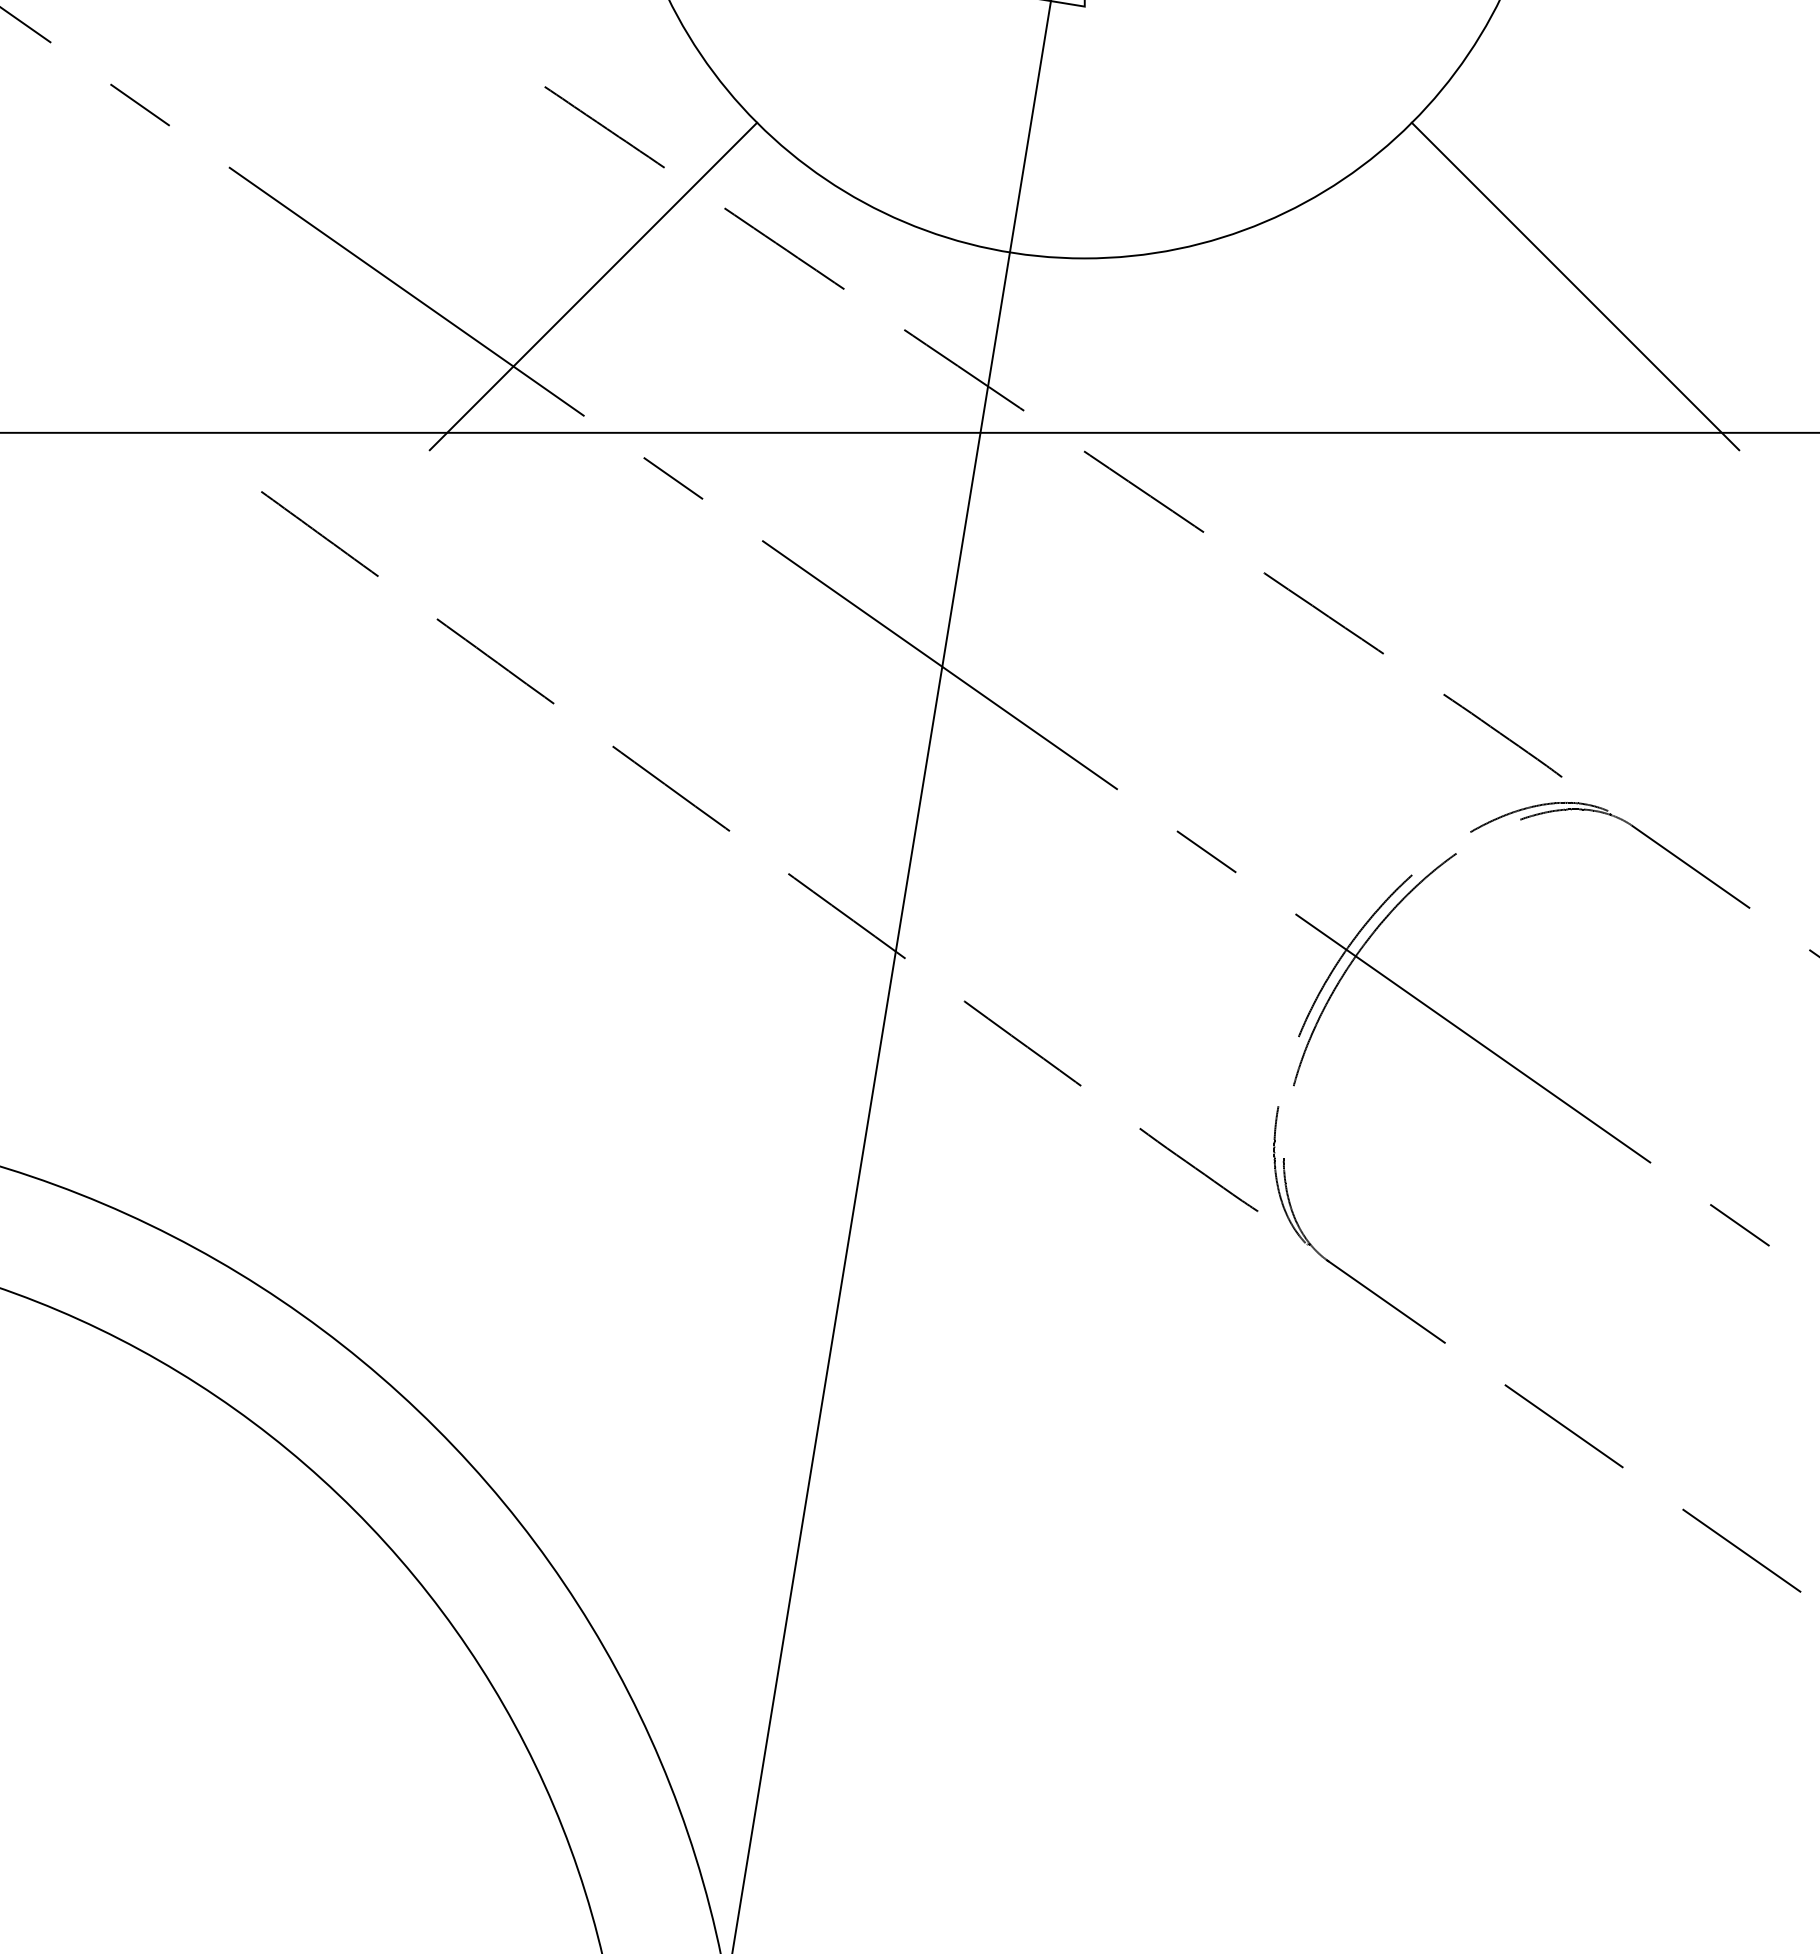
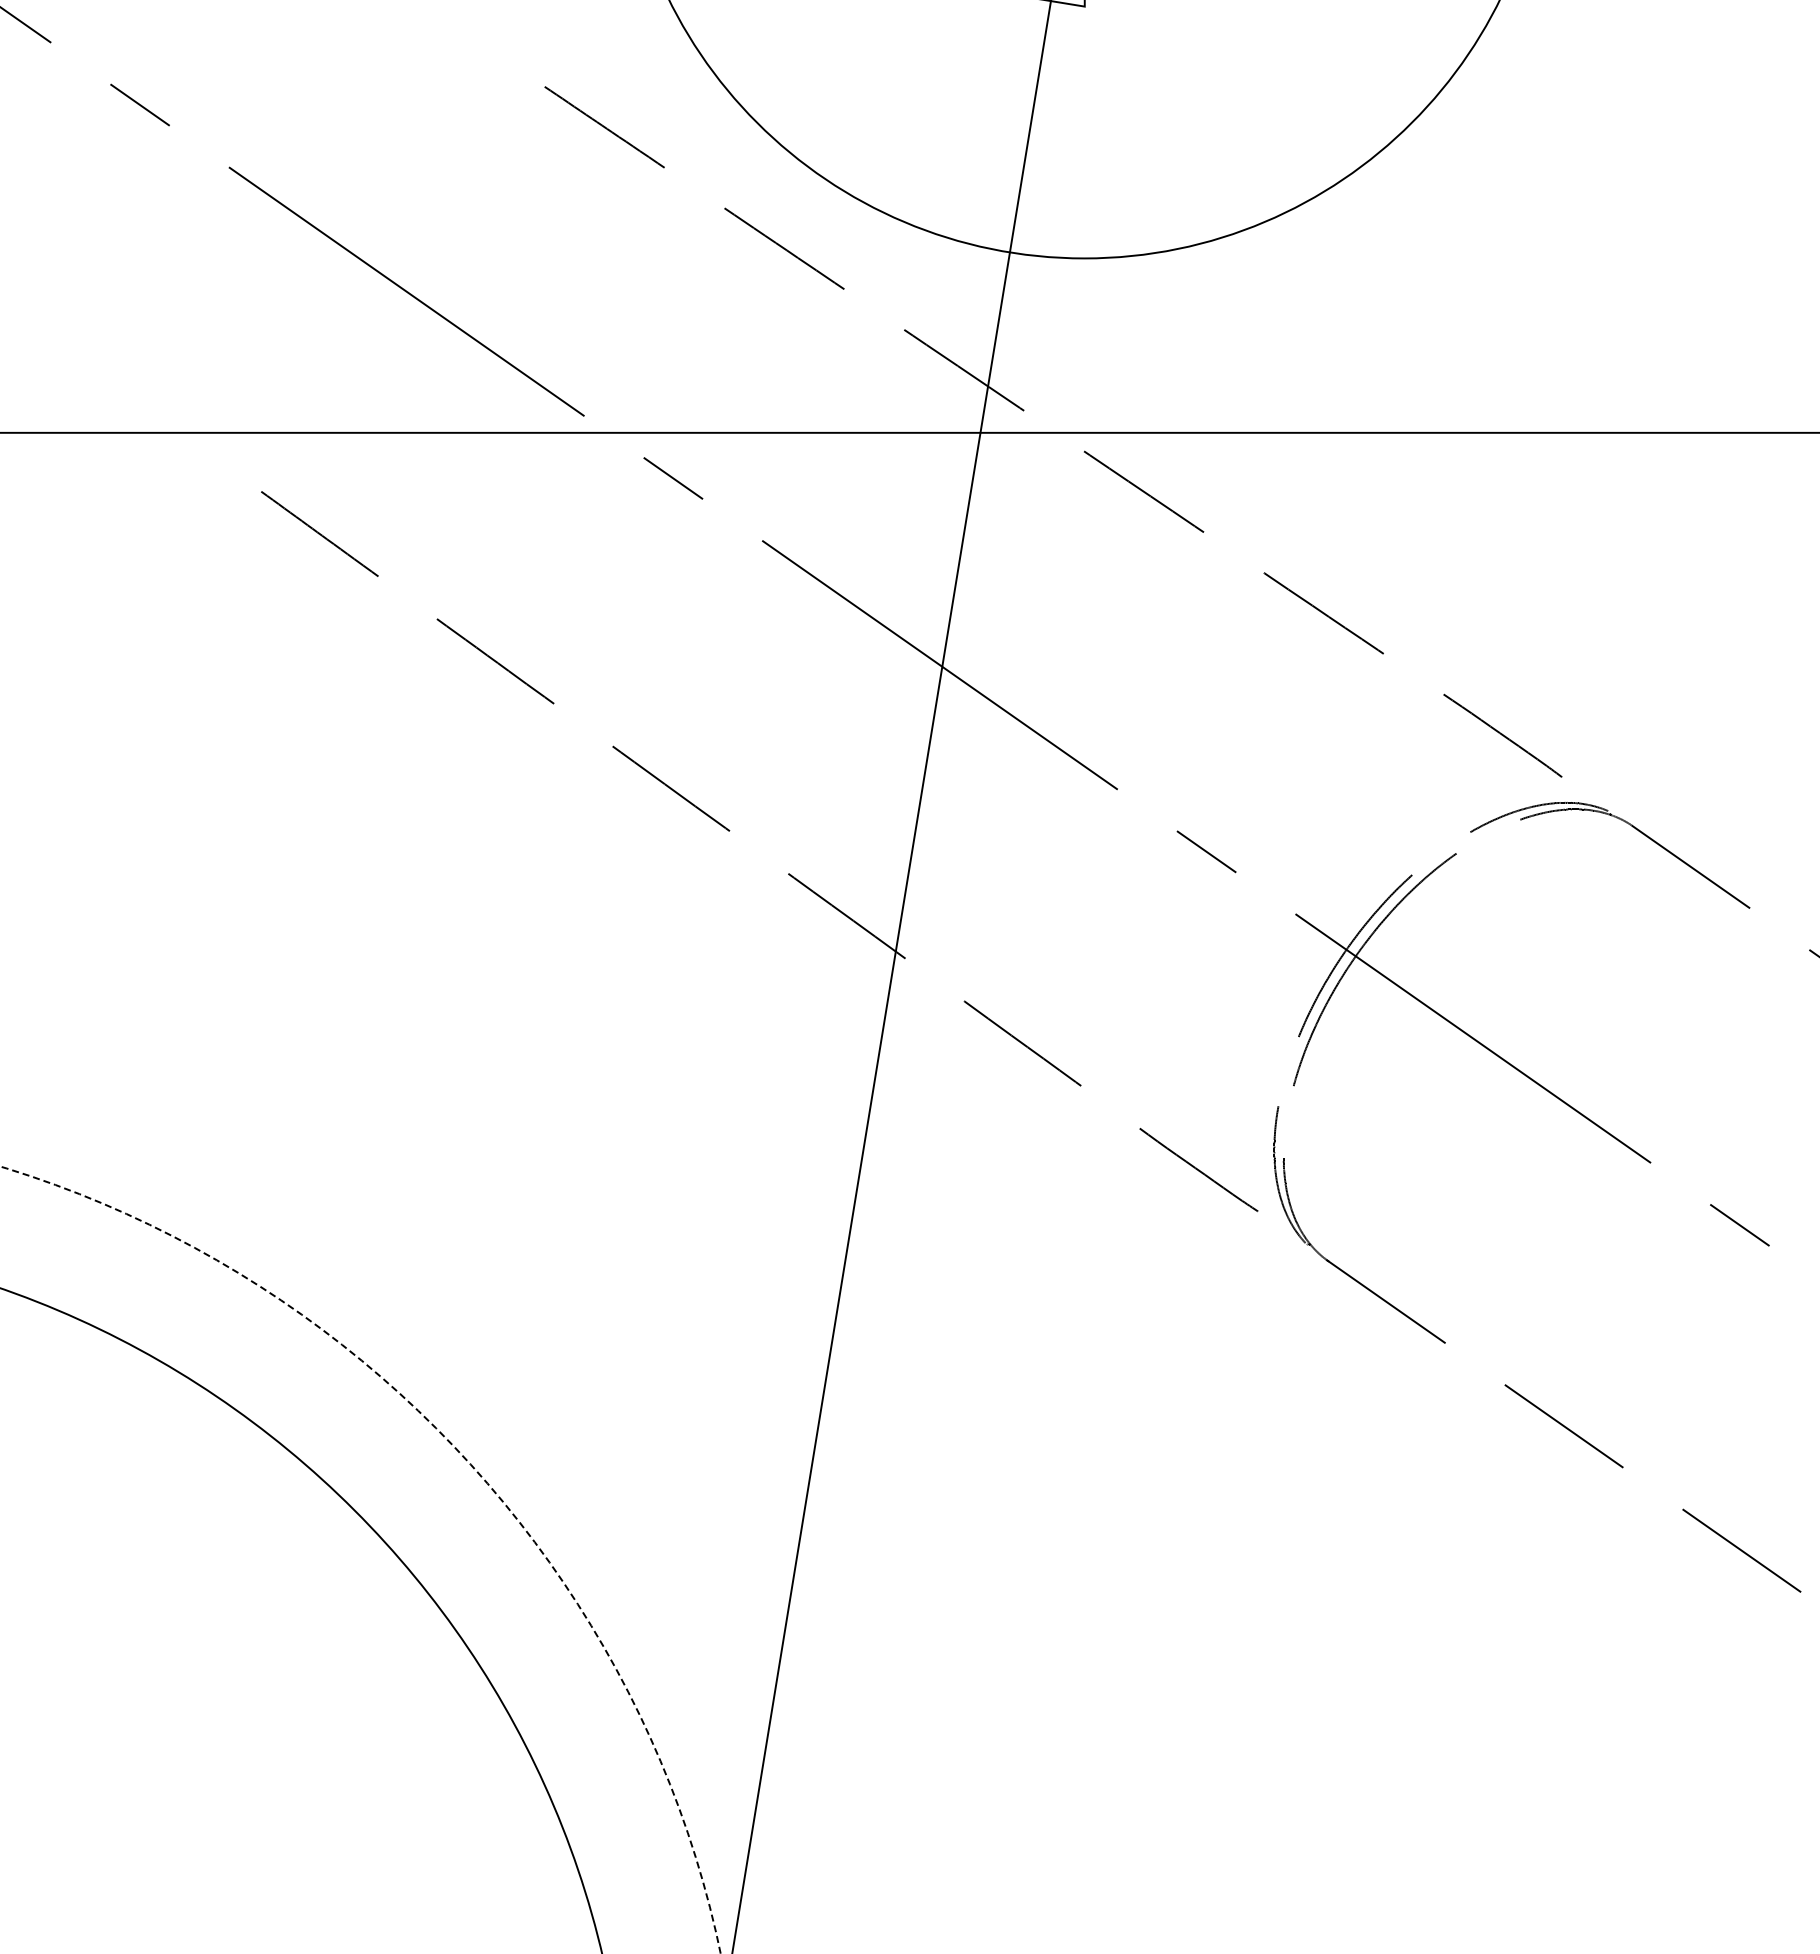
line: present -> none (593, 286)
line: present -> none (1575, 286)
circle: solid -> dashed (360, 1559)
